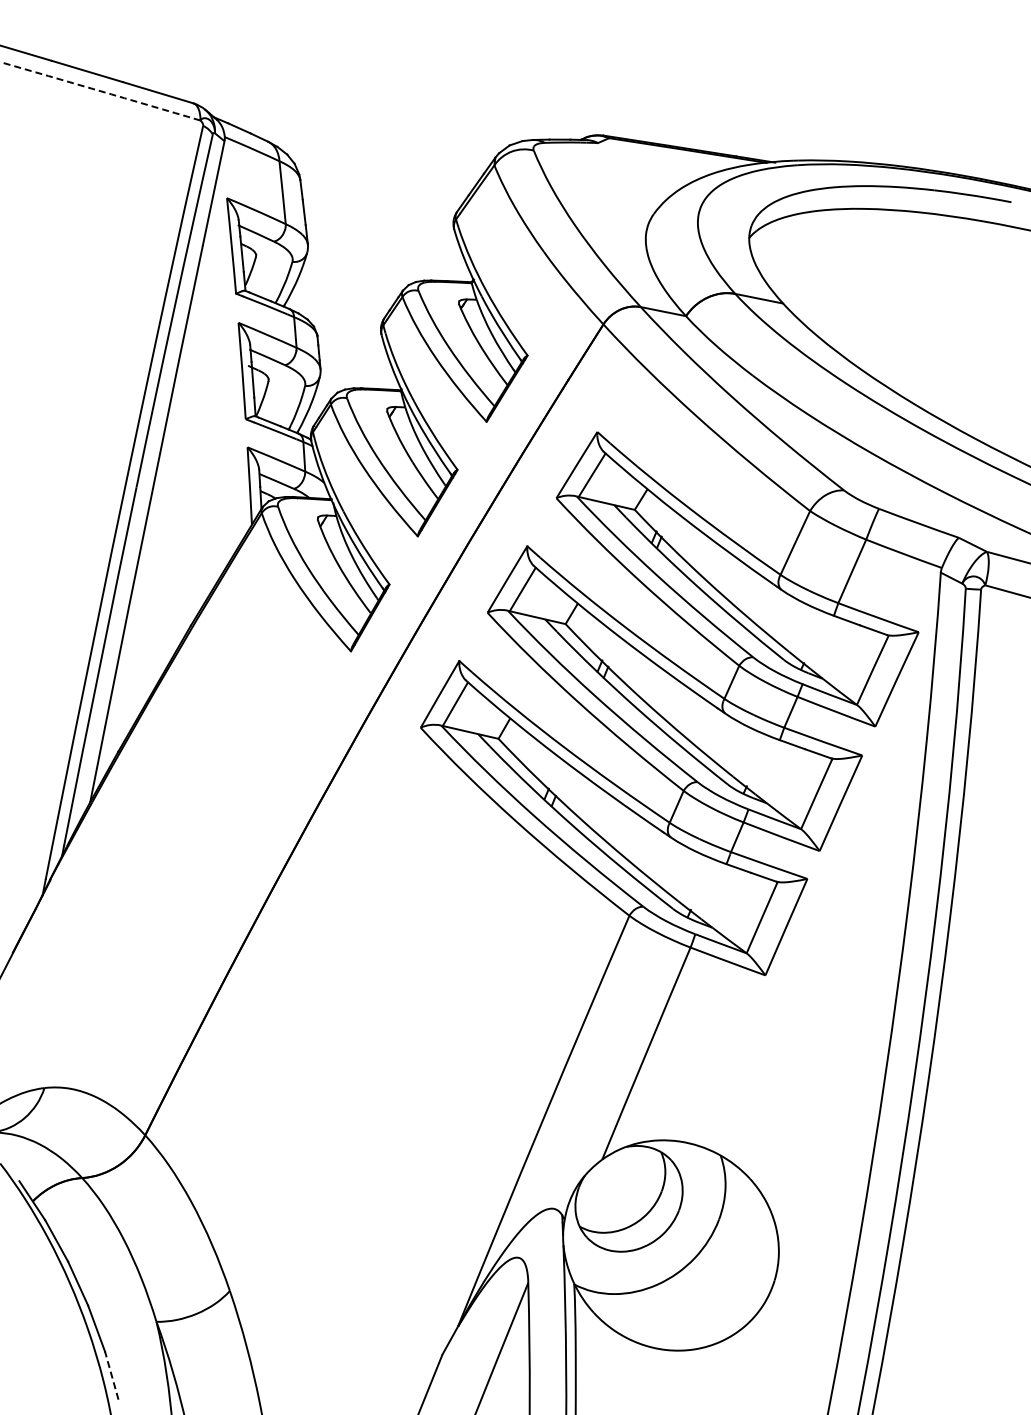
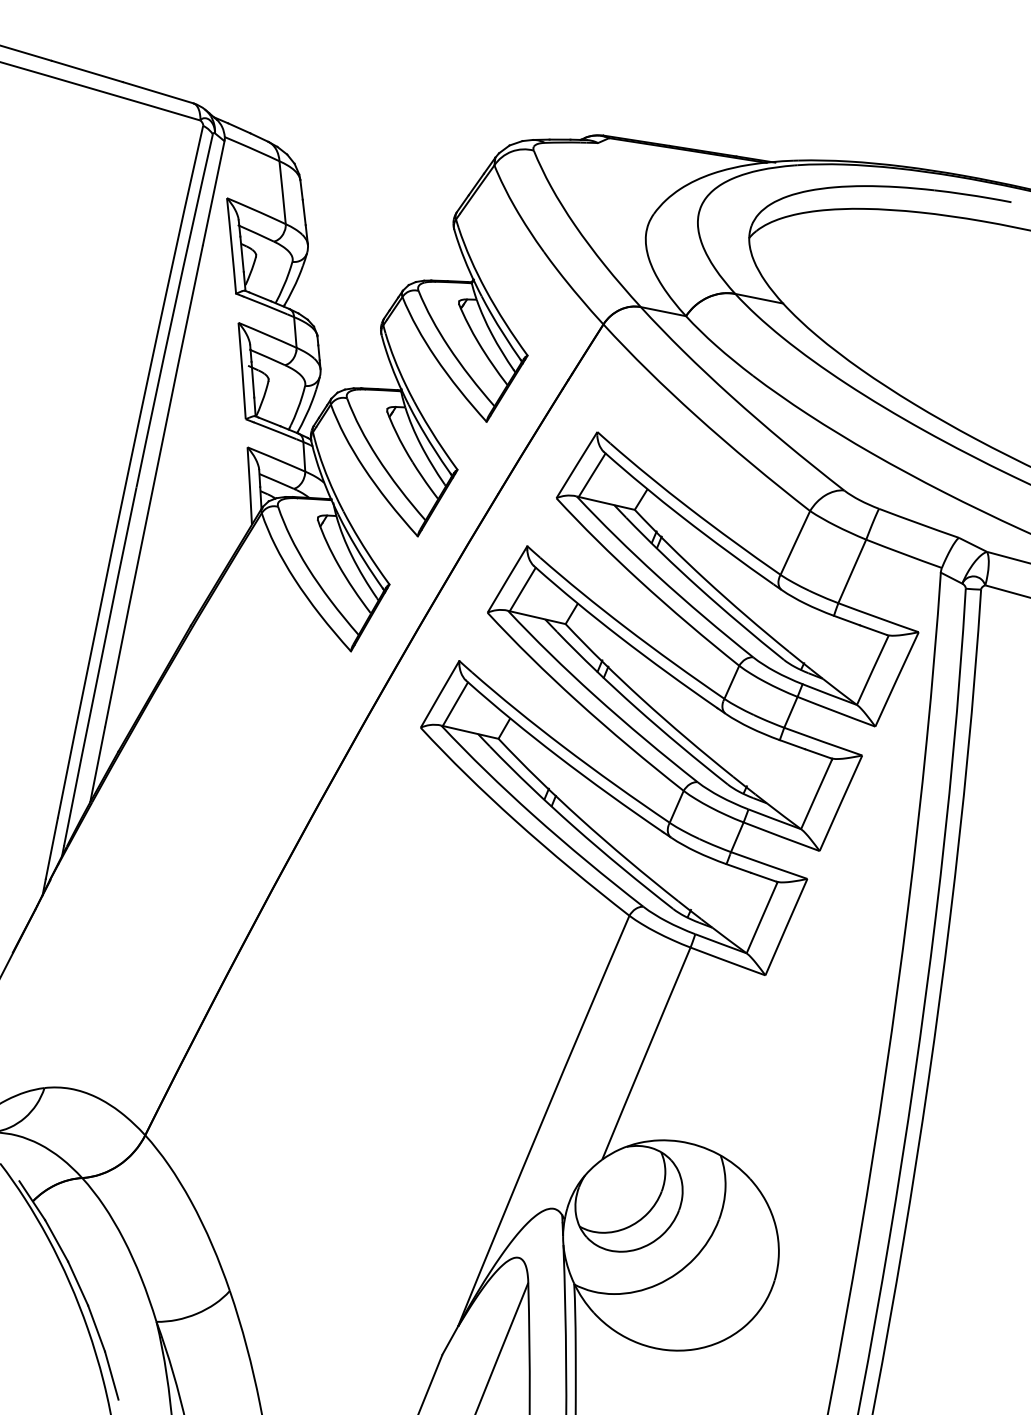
arc: dashed -> solid (100, 91)
line: dashed -> solid (111, 1375)
